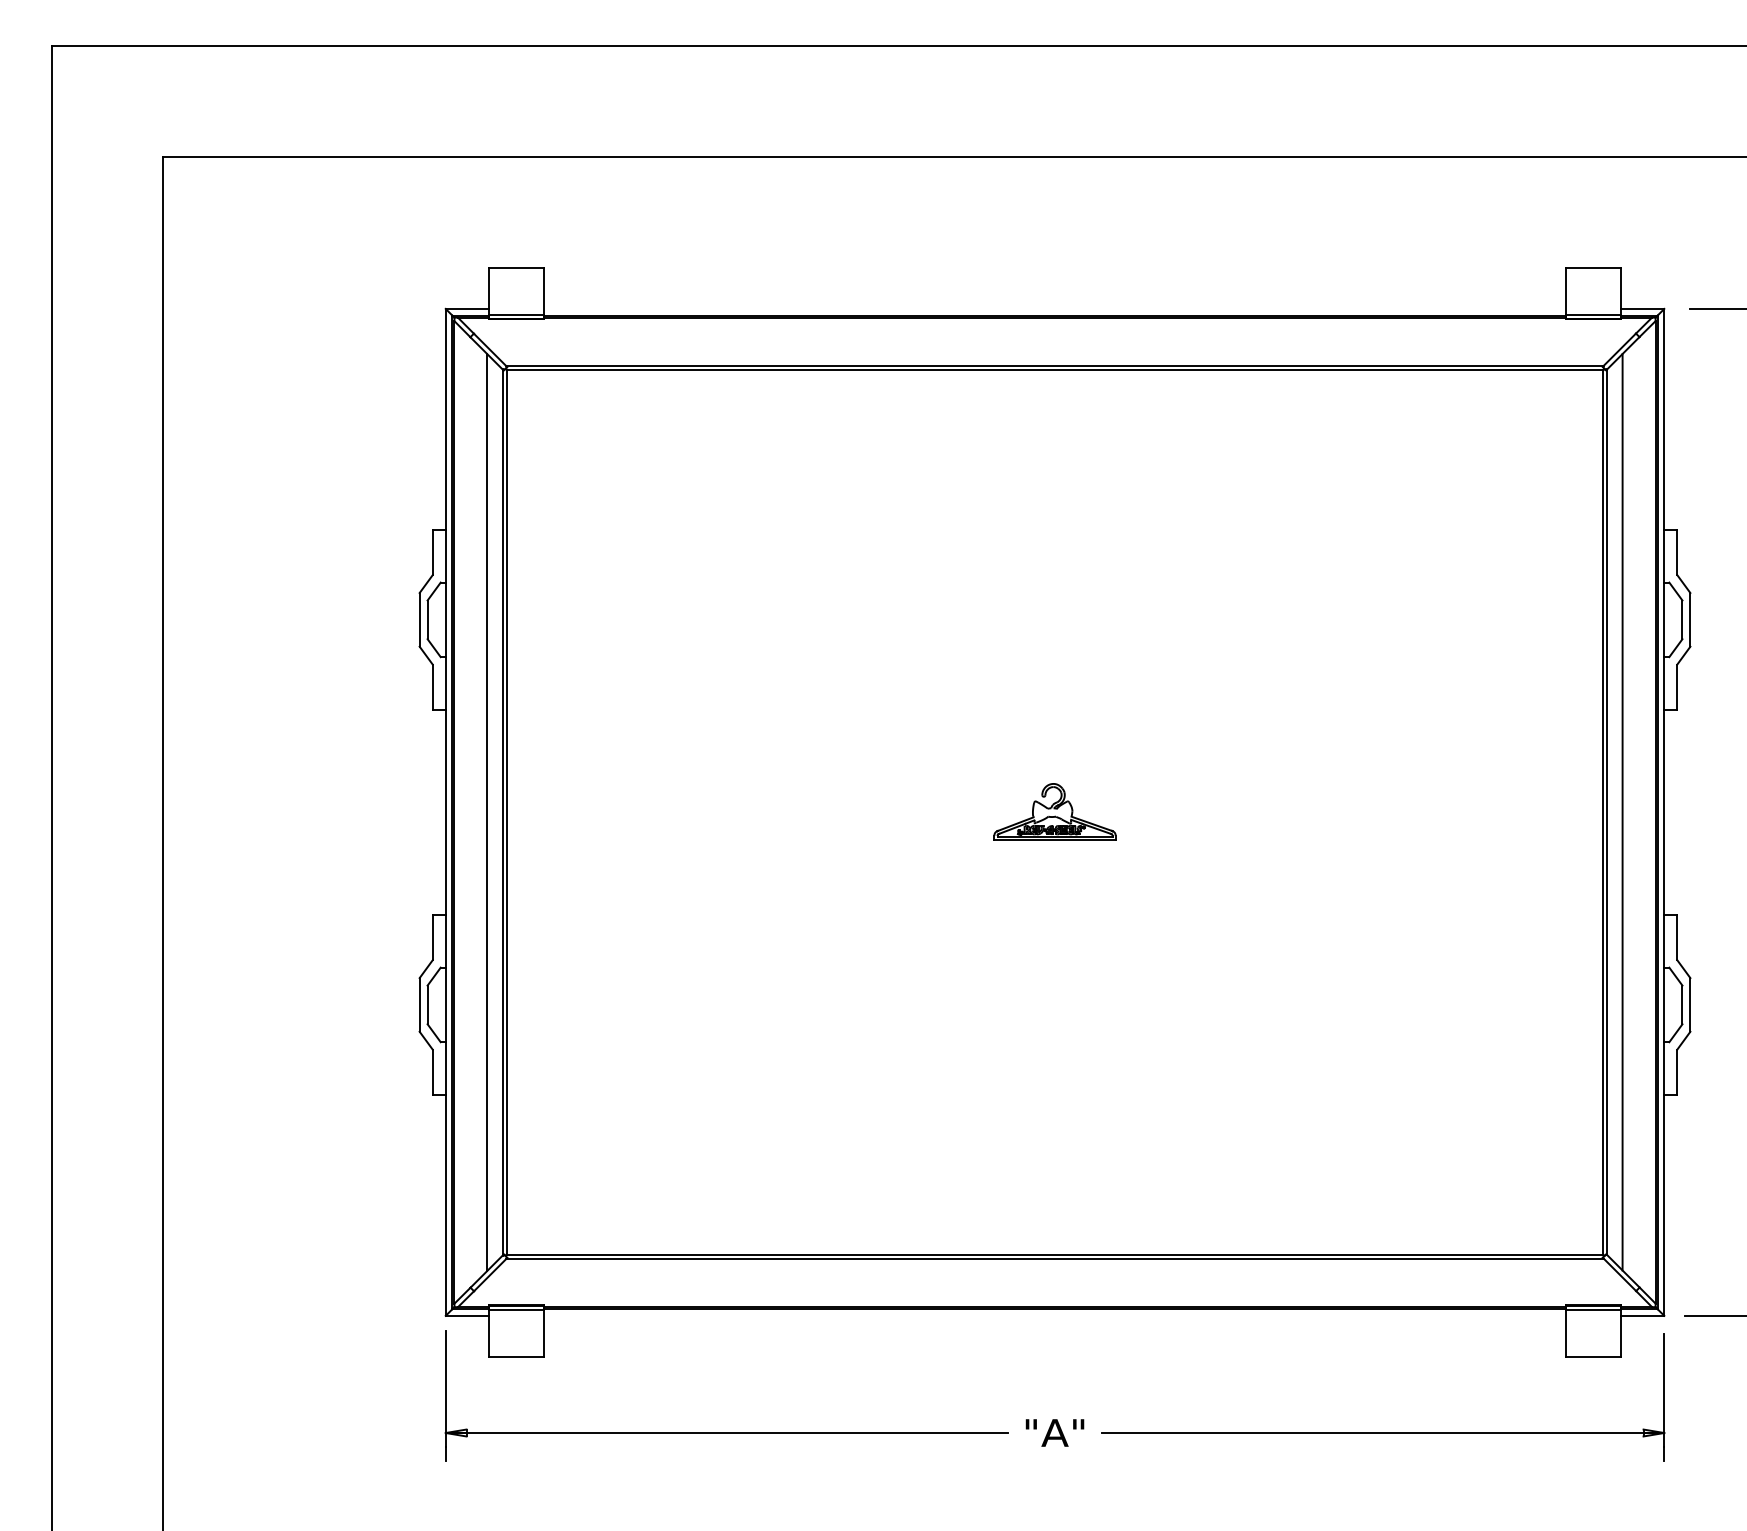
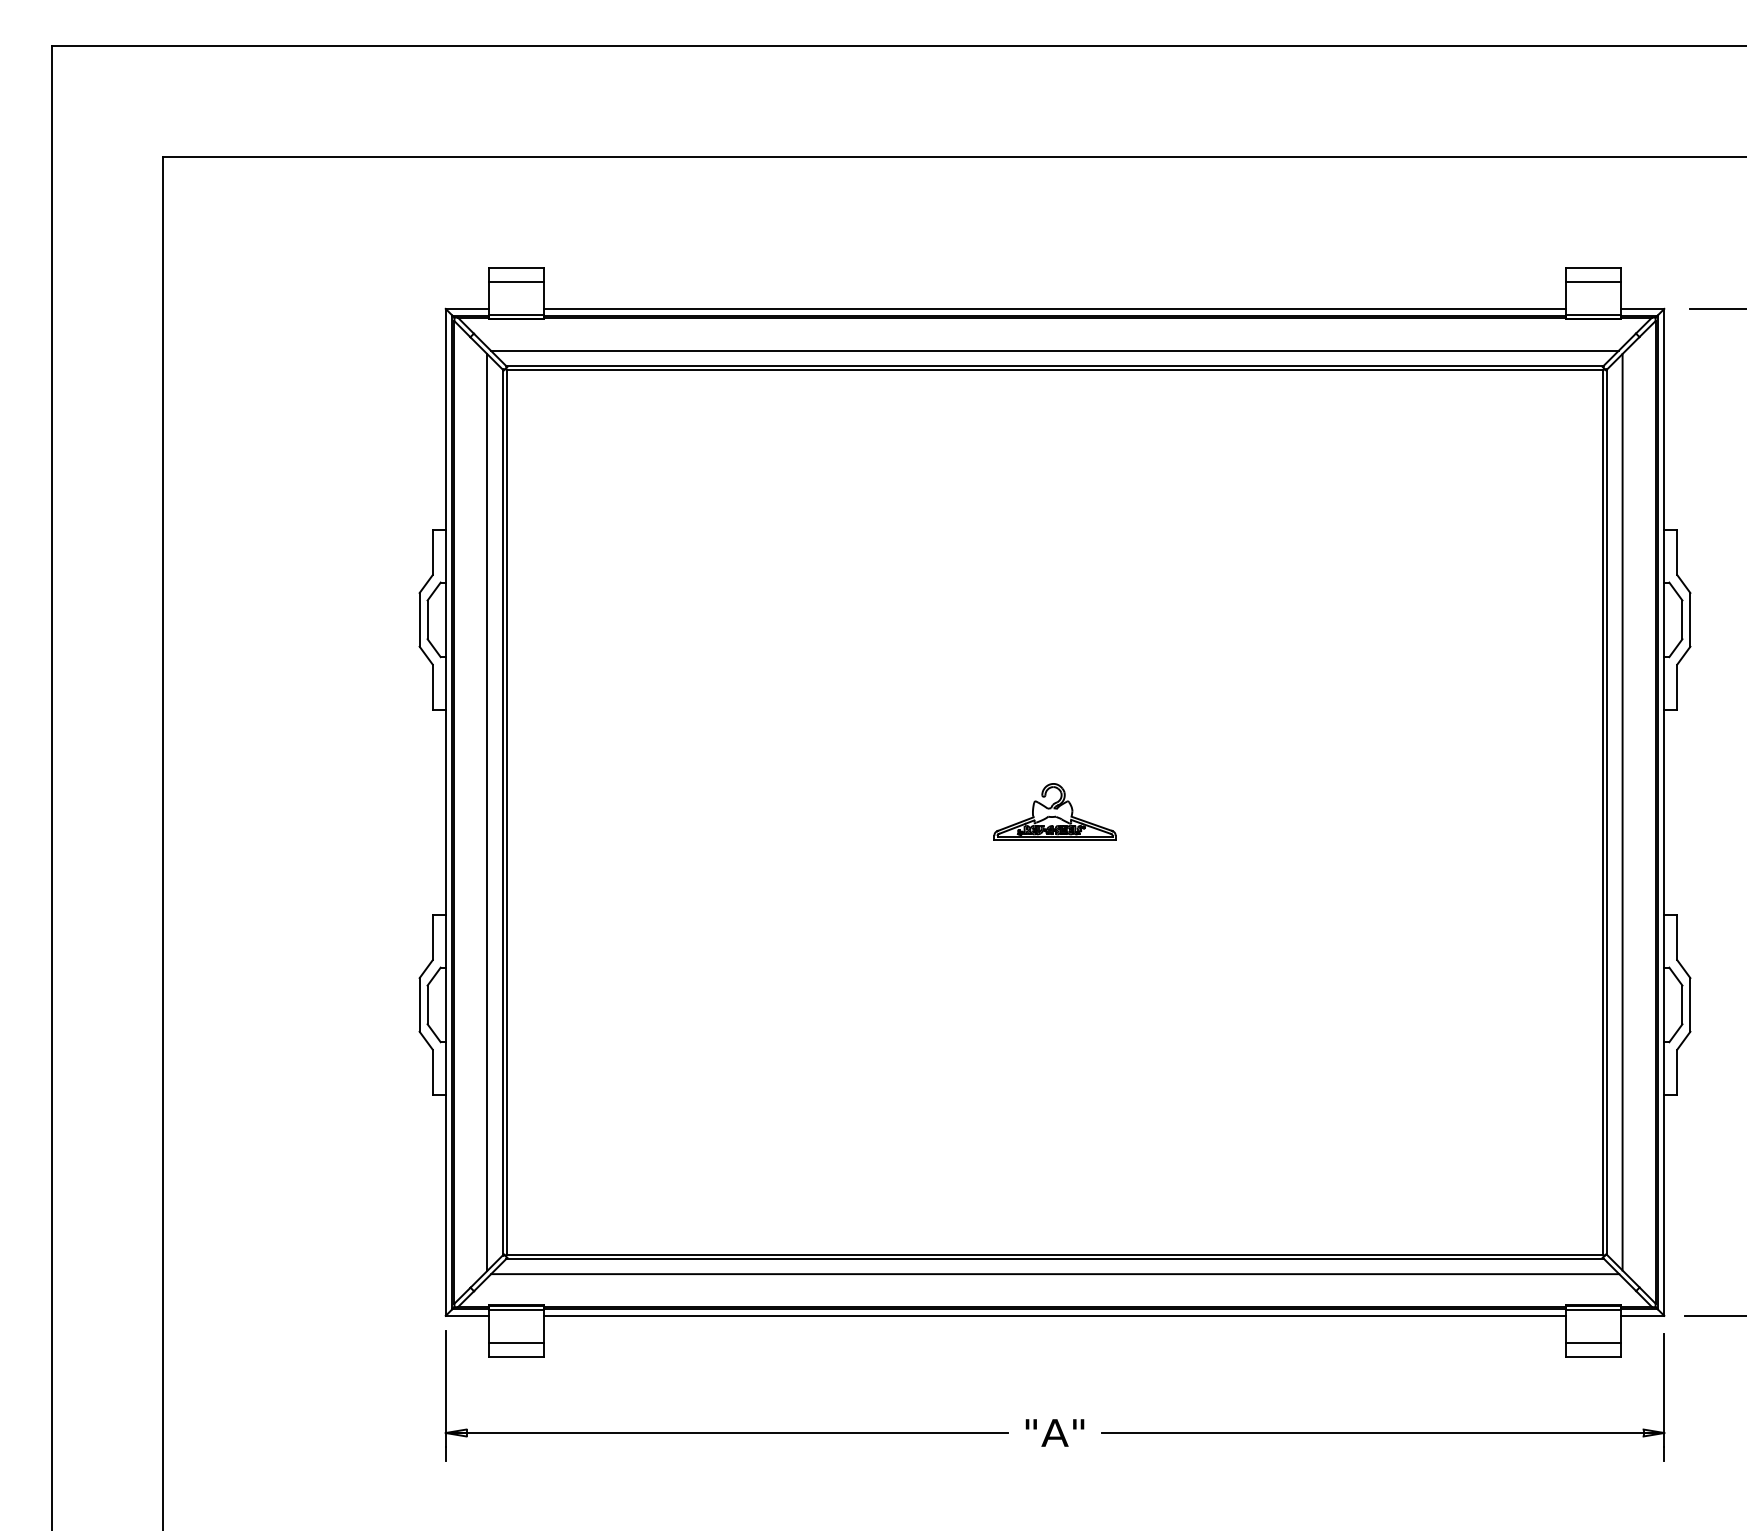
line: none -> present (515, 281)
line: none -> present (1593, 281)
line: none -> present (1054, 308)
line: none -> present (1054, 350)
line: none -> present (1055, 1274)
line: none -> present (1054, 1315)
line: none -> present (515, 1342)
line: none -> present (1593, 1342)
